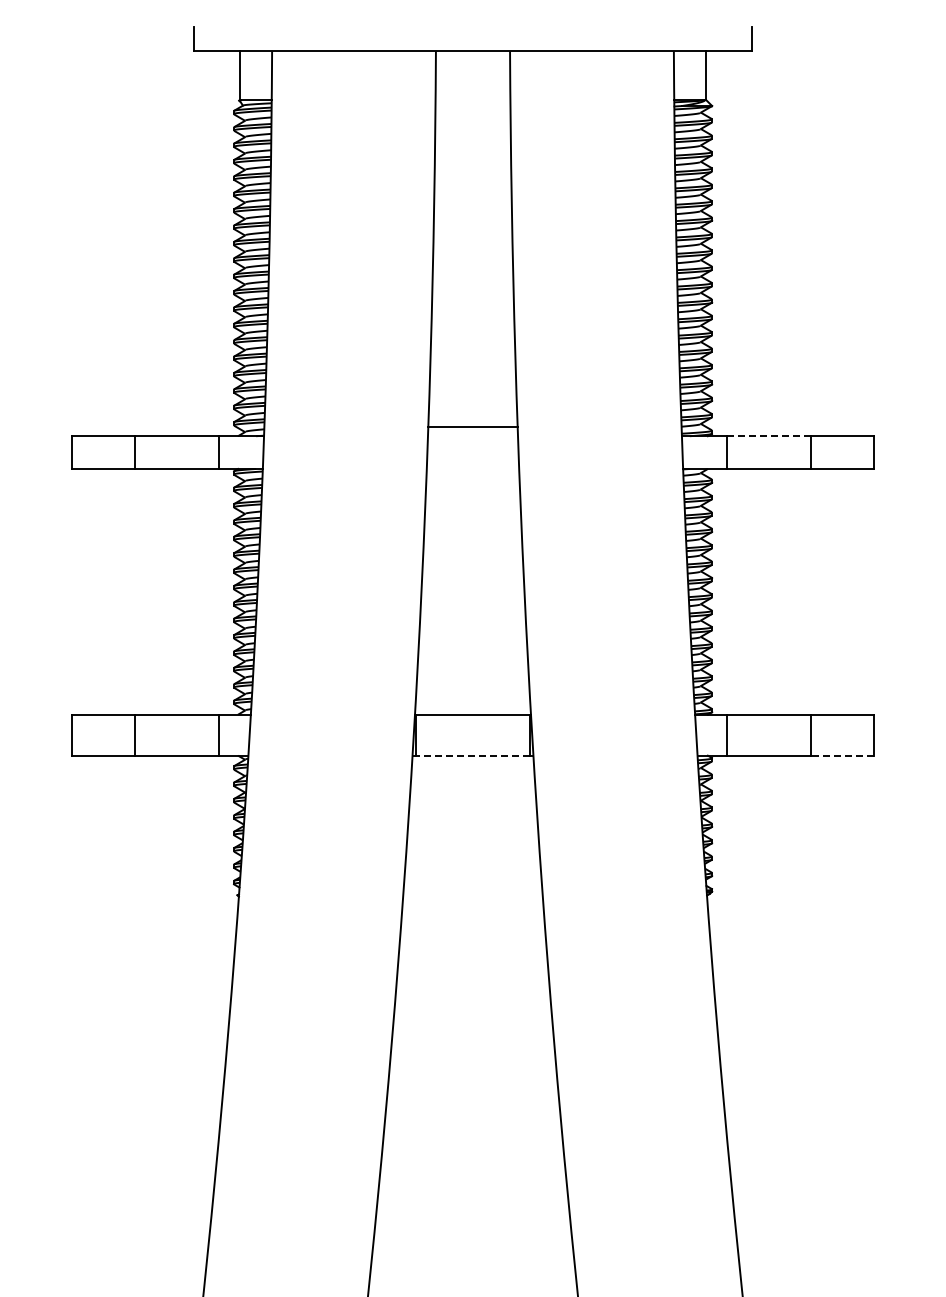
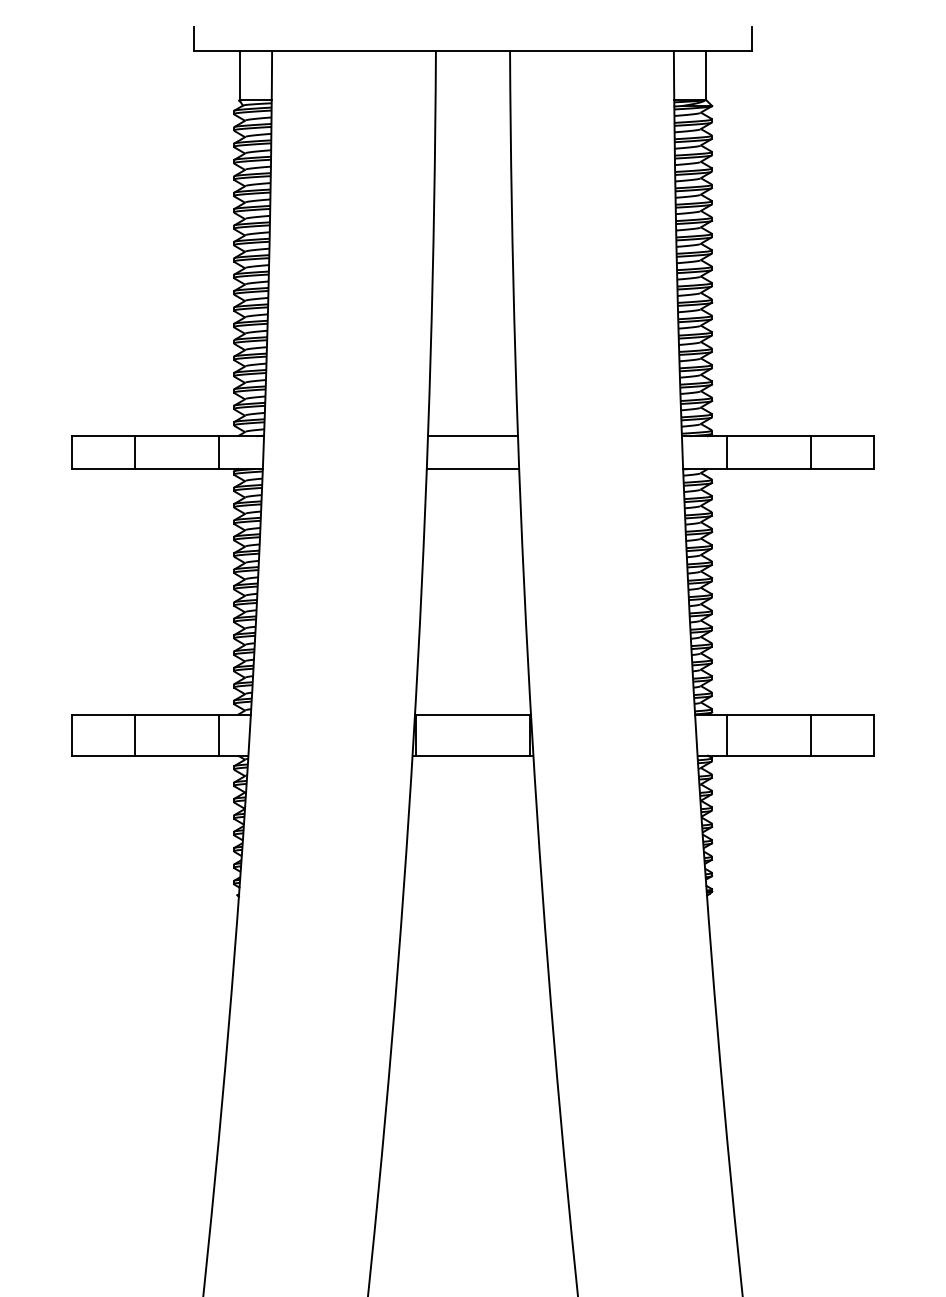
line position: (472, 427) -> (472, 436) (472, 436)
line: dashed -> solid (769, 436)
line: none -> present (472, 468)
line: dashed -> solid (472, 755)
line: dashed -> solid (842, 755)
